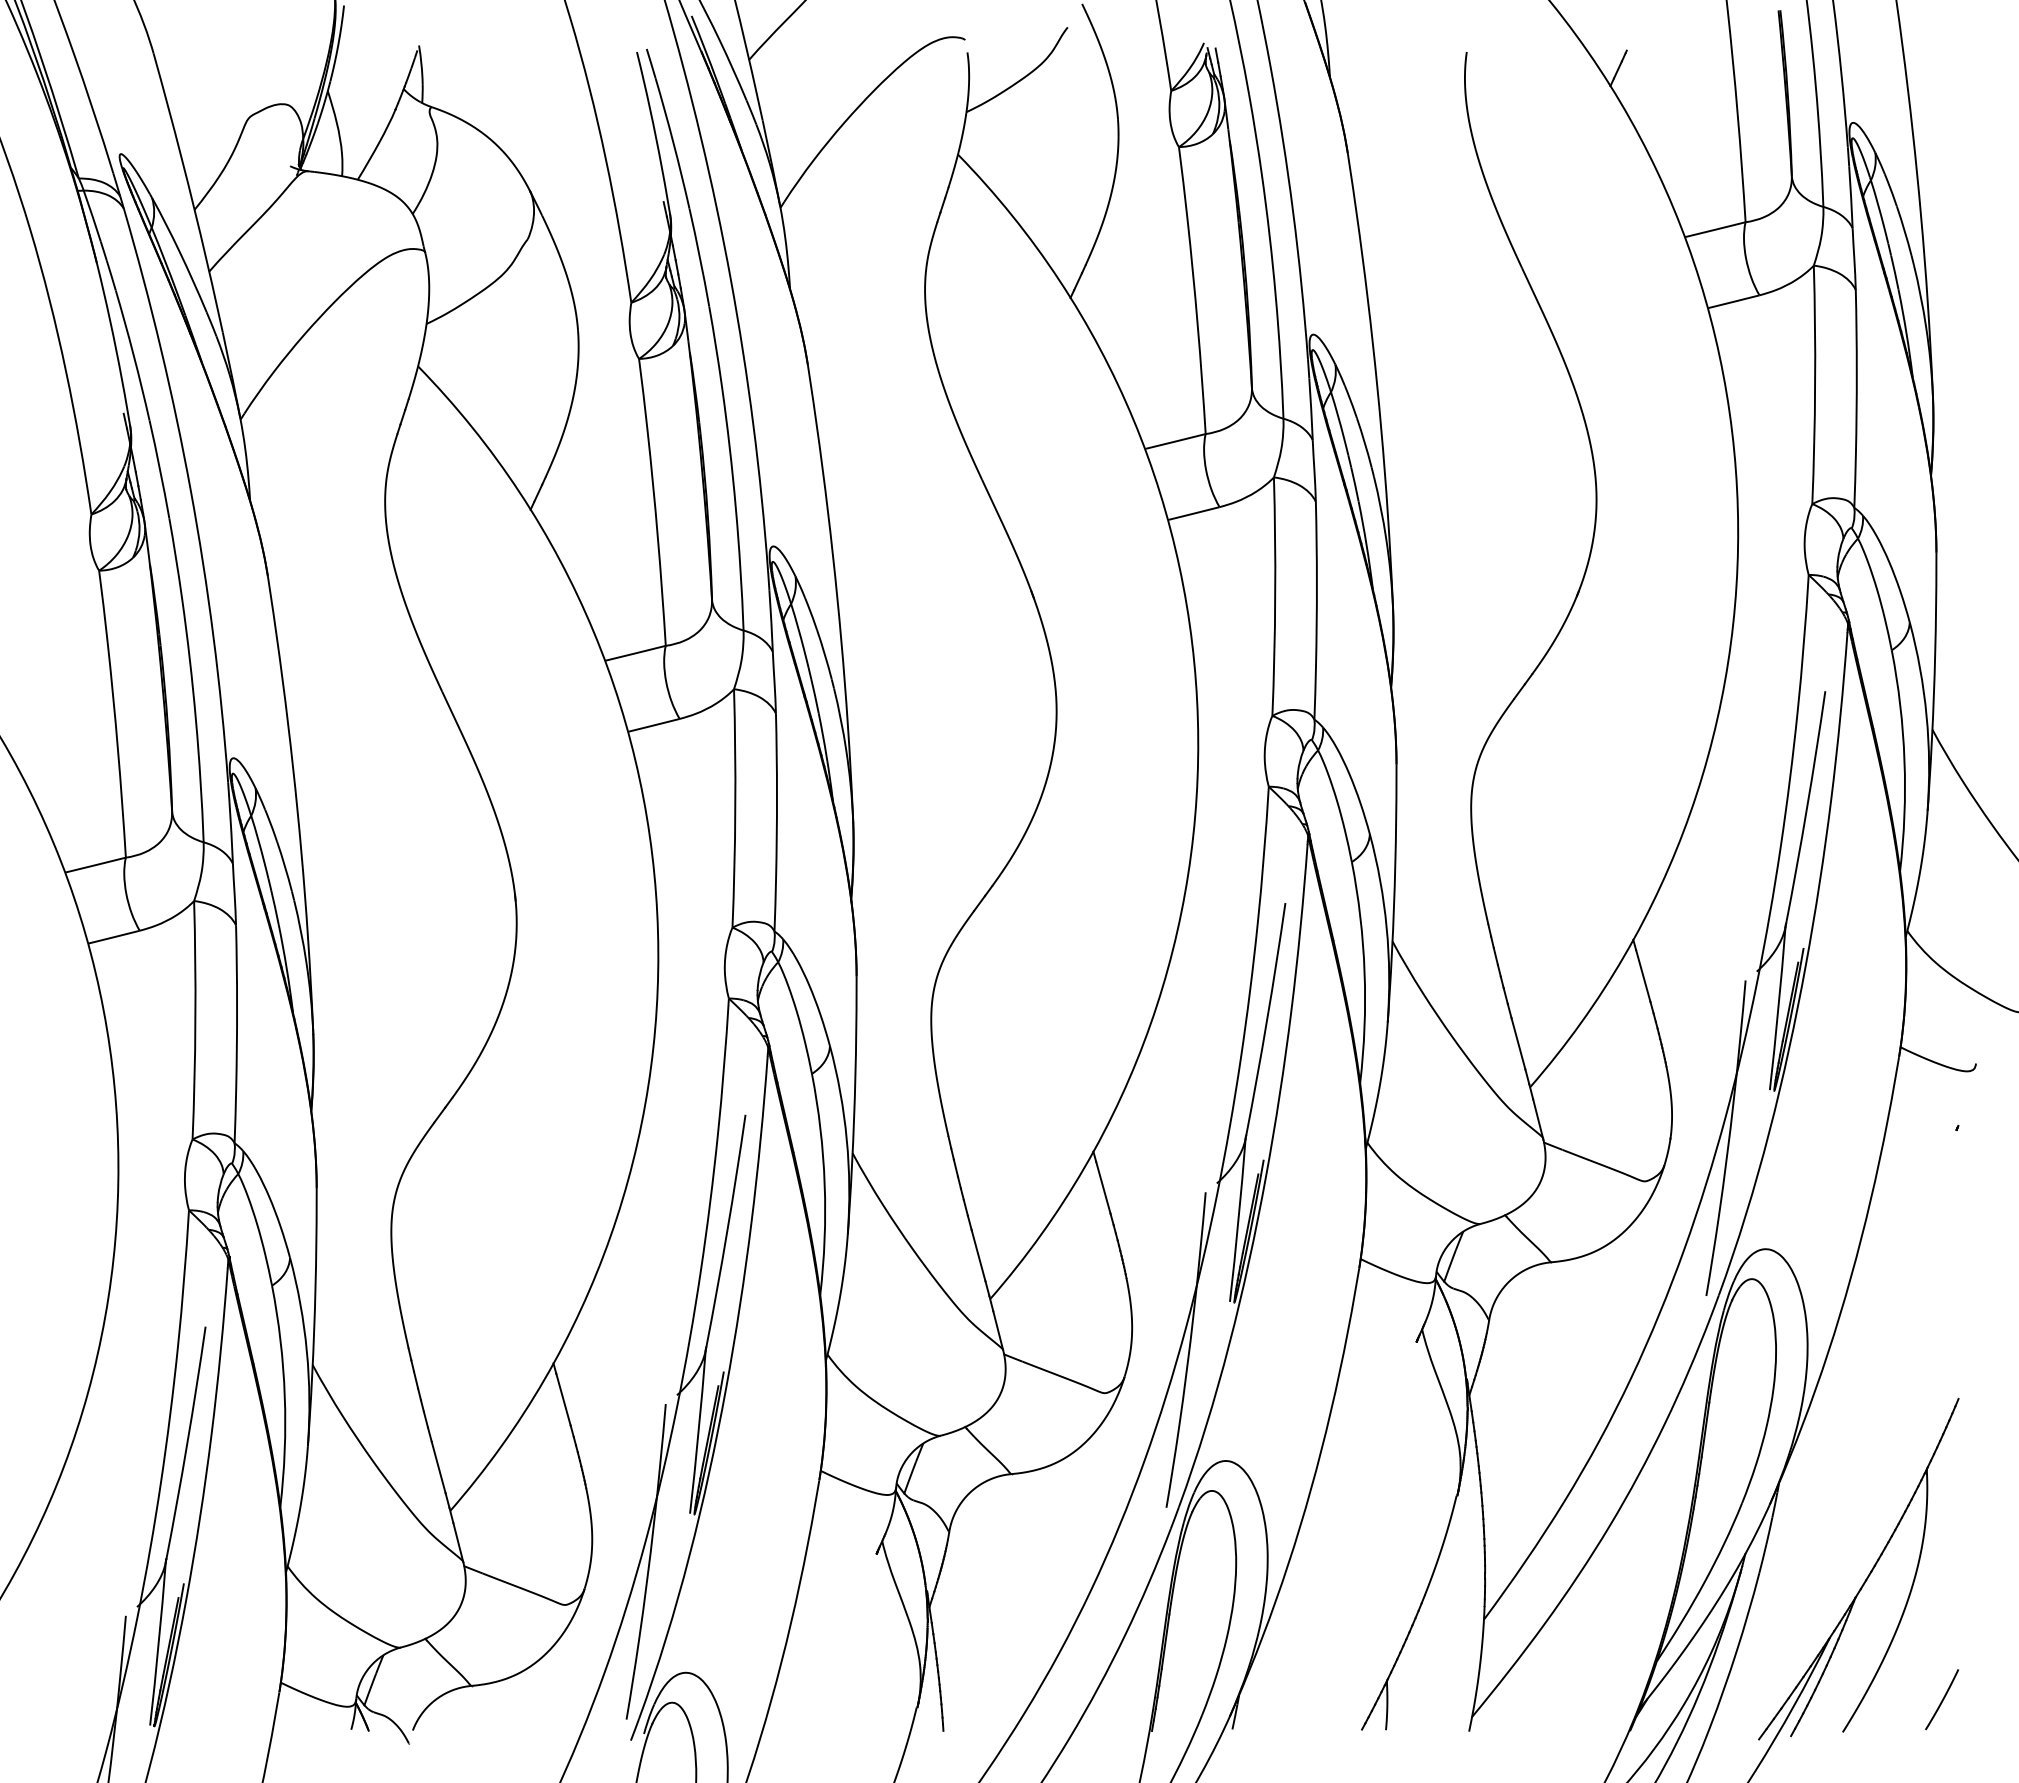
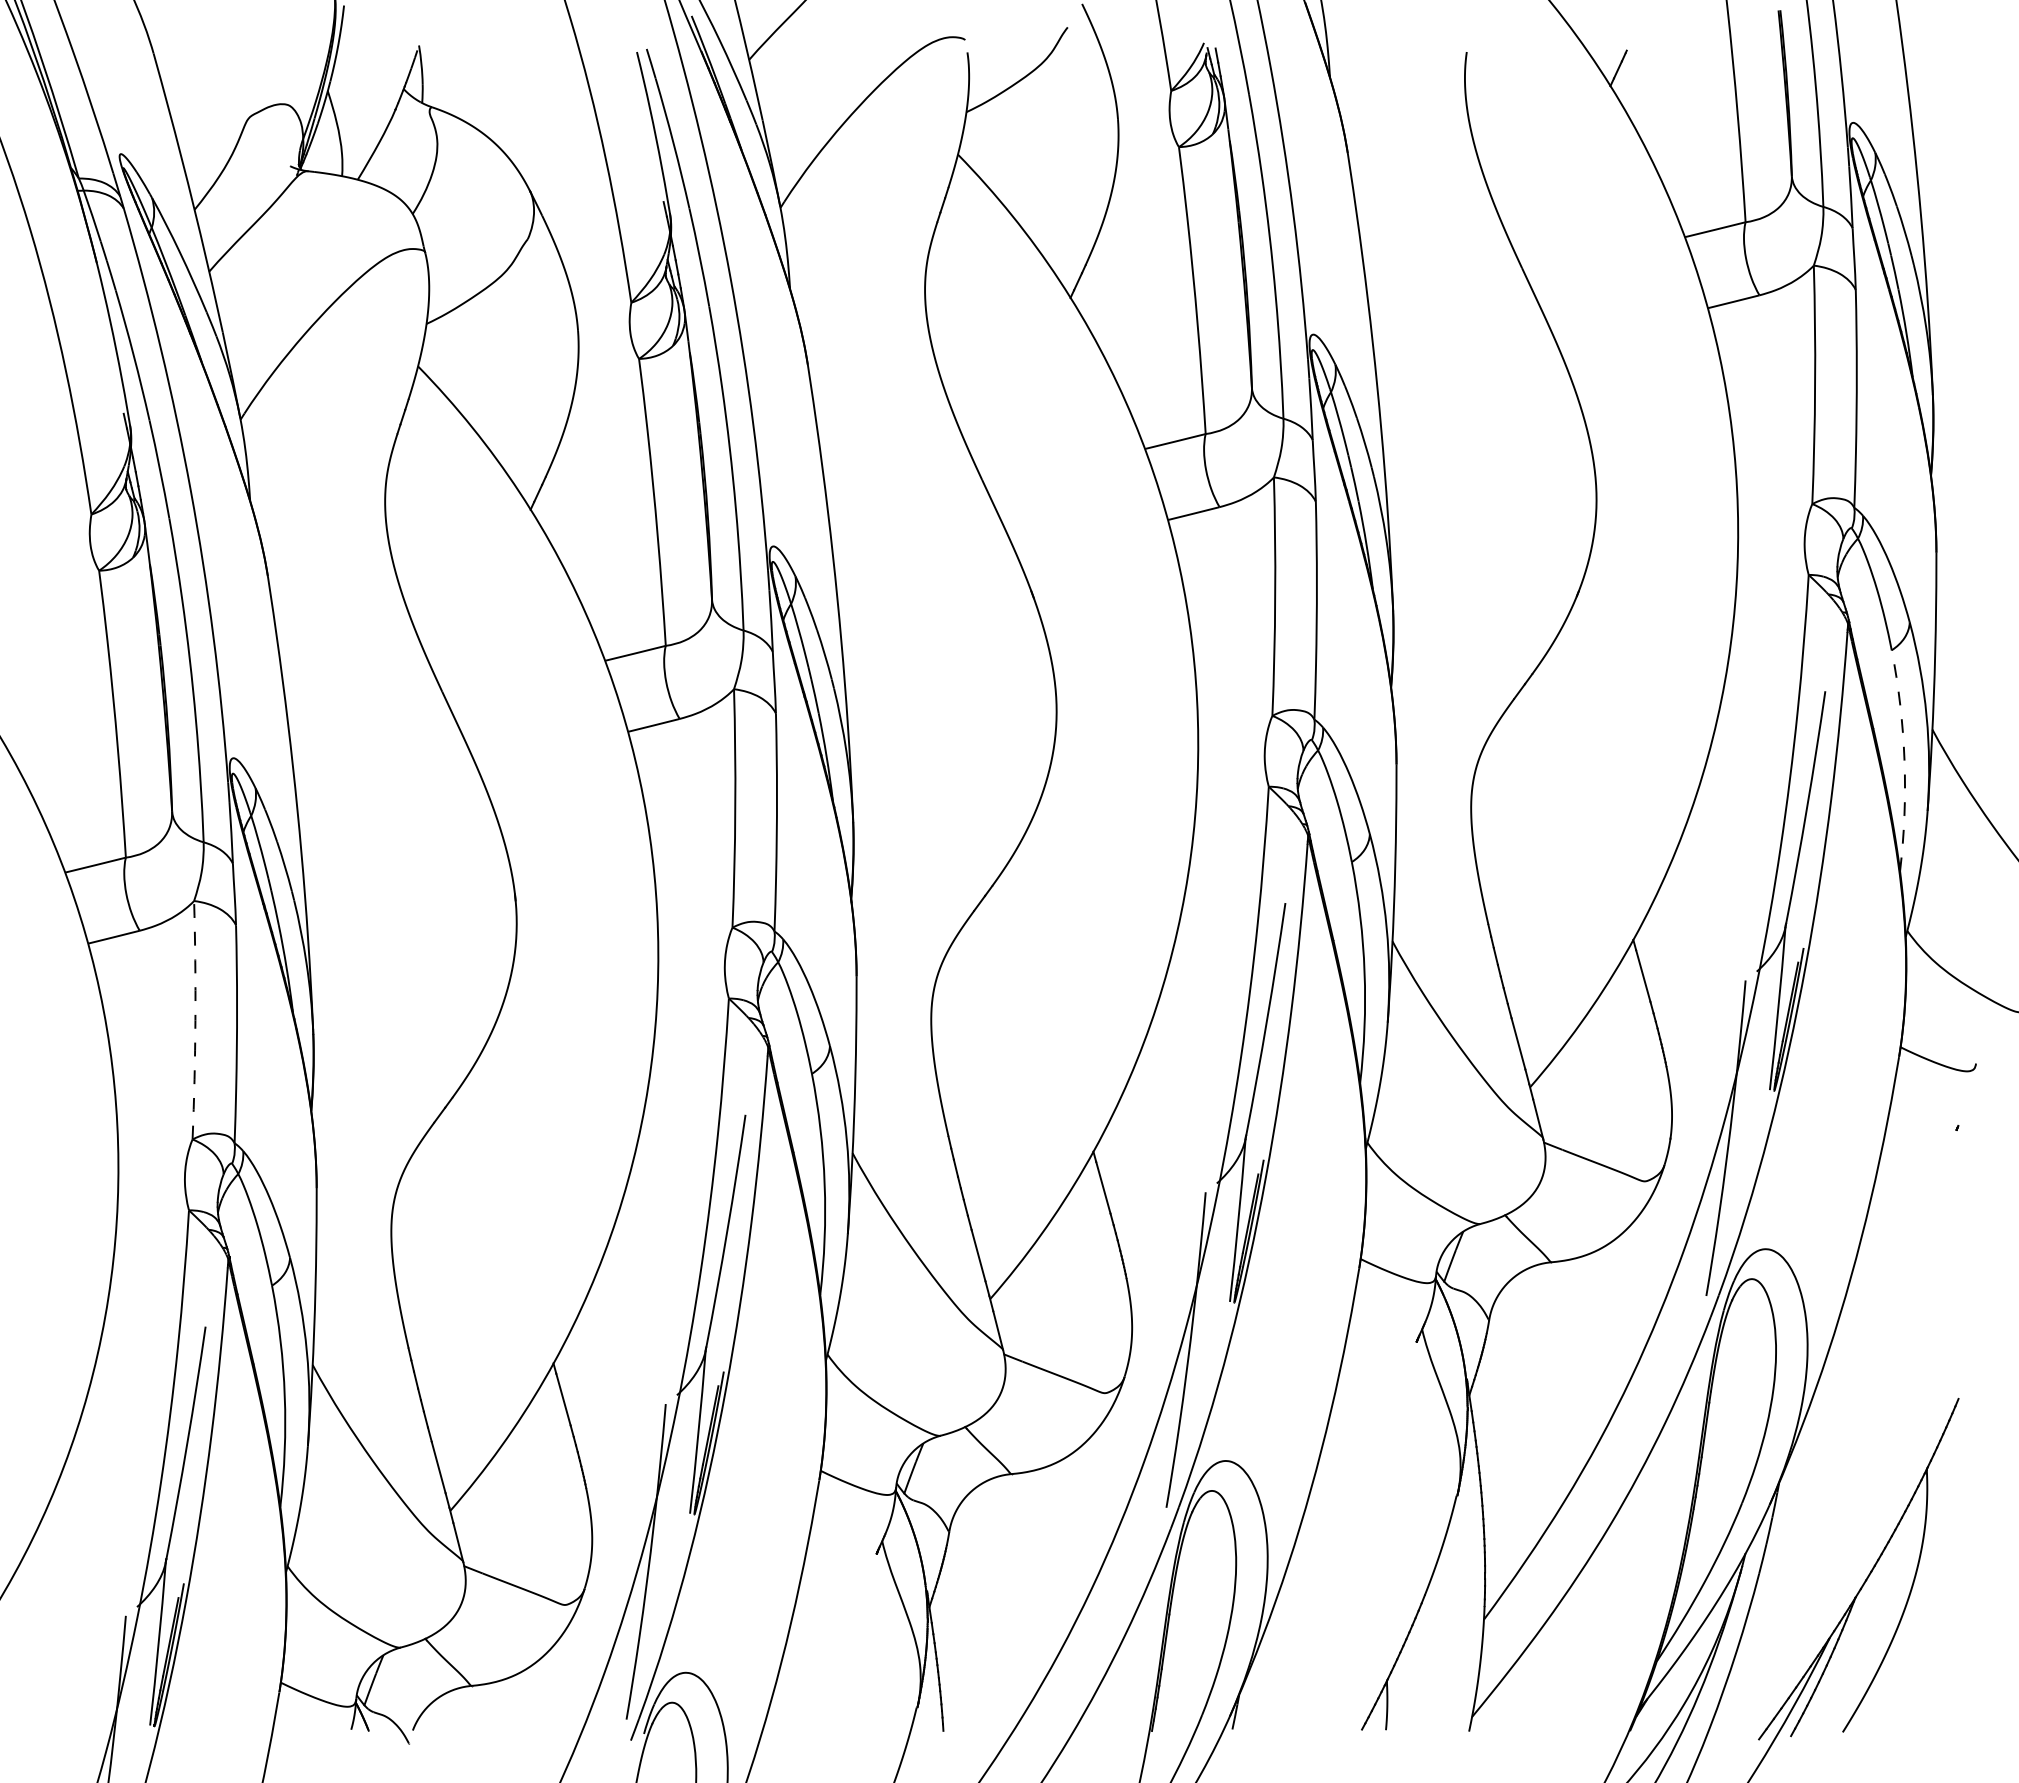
arc: solid -> dashed (1904, 760)
arc: solid -> dashed (195, 1020)
line: present -> none (1942, 1699)
